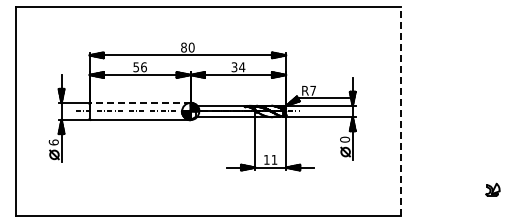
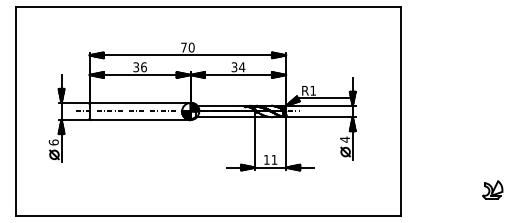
text: 80 -> 70 (183, 47)
text: 56 -> 36 (136, 66)
text: R7 -> R1 (312, 90)
line: dashed -> solid (140, 103)
line: dashed -> solid (401, 111)
text: 0 -> 4 (345, 139)
part size: 16x15 px -> 22x20 px (492, 189)
